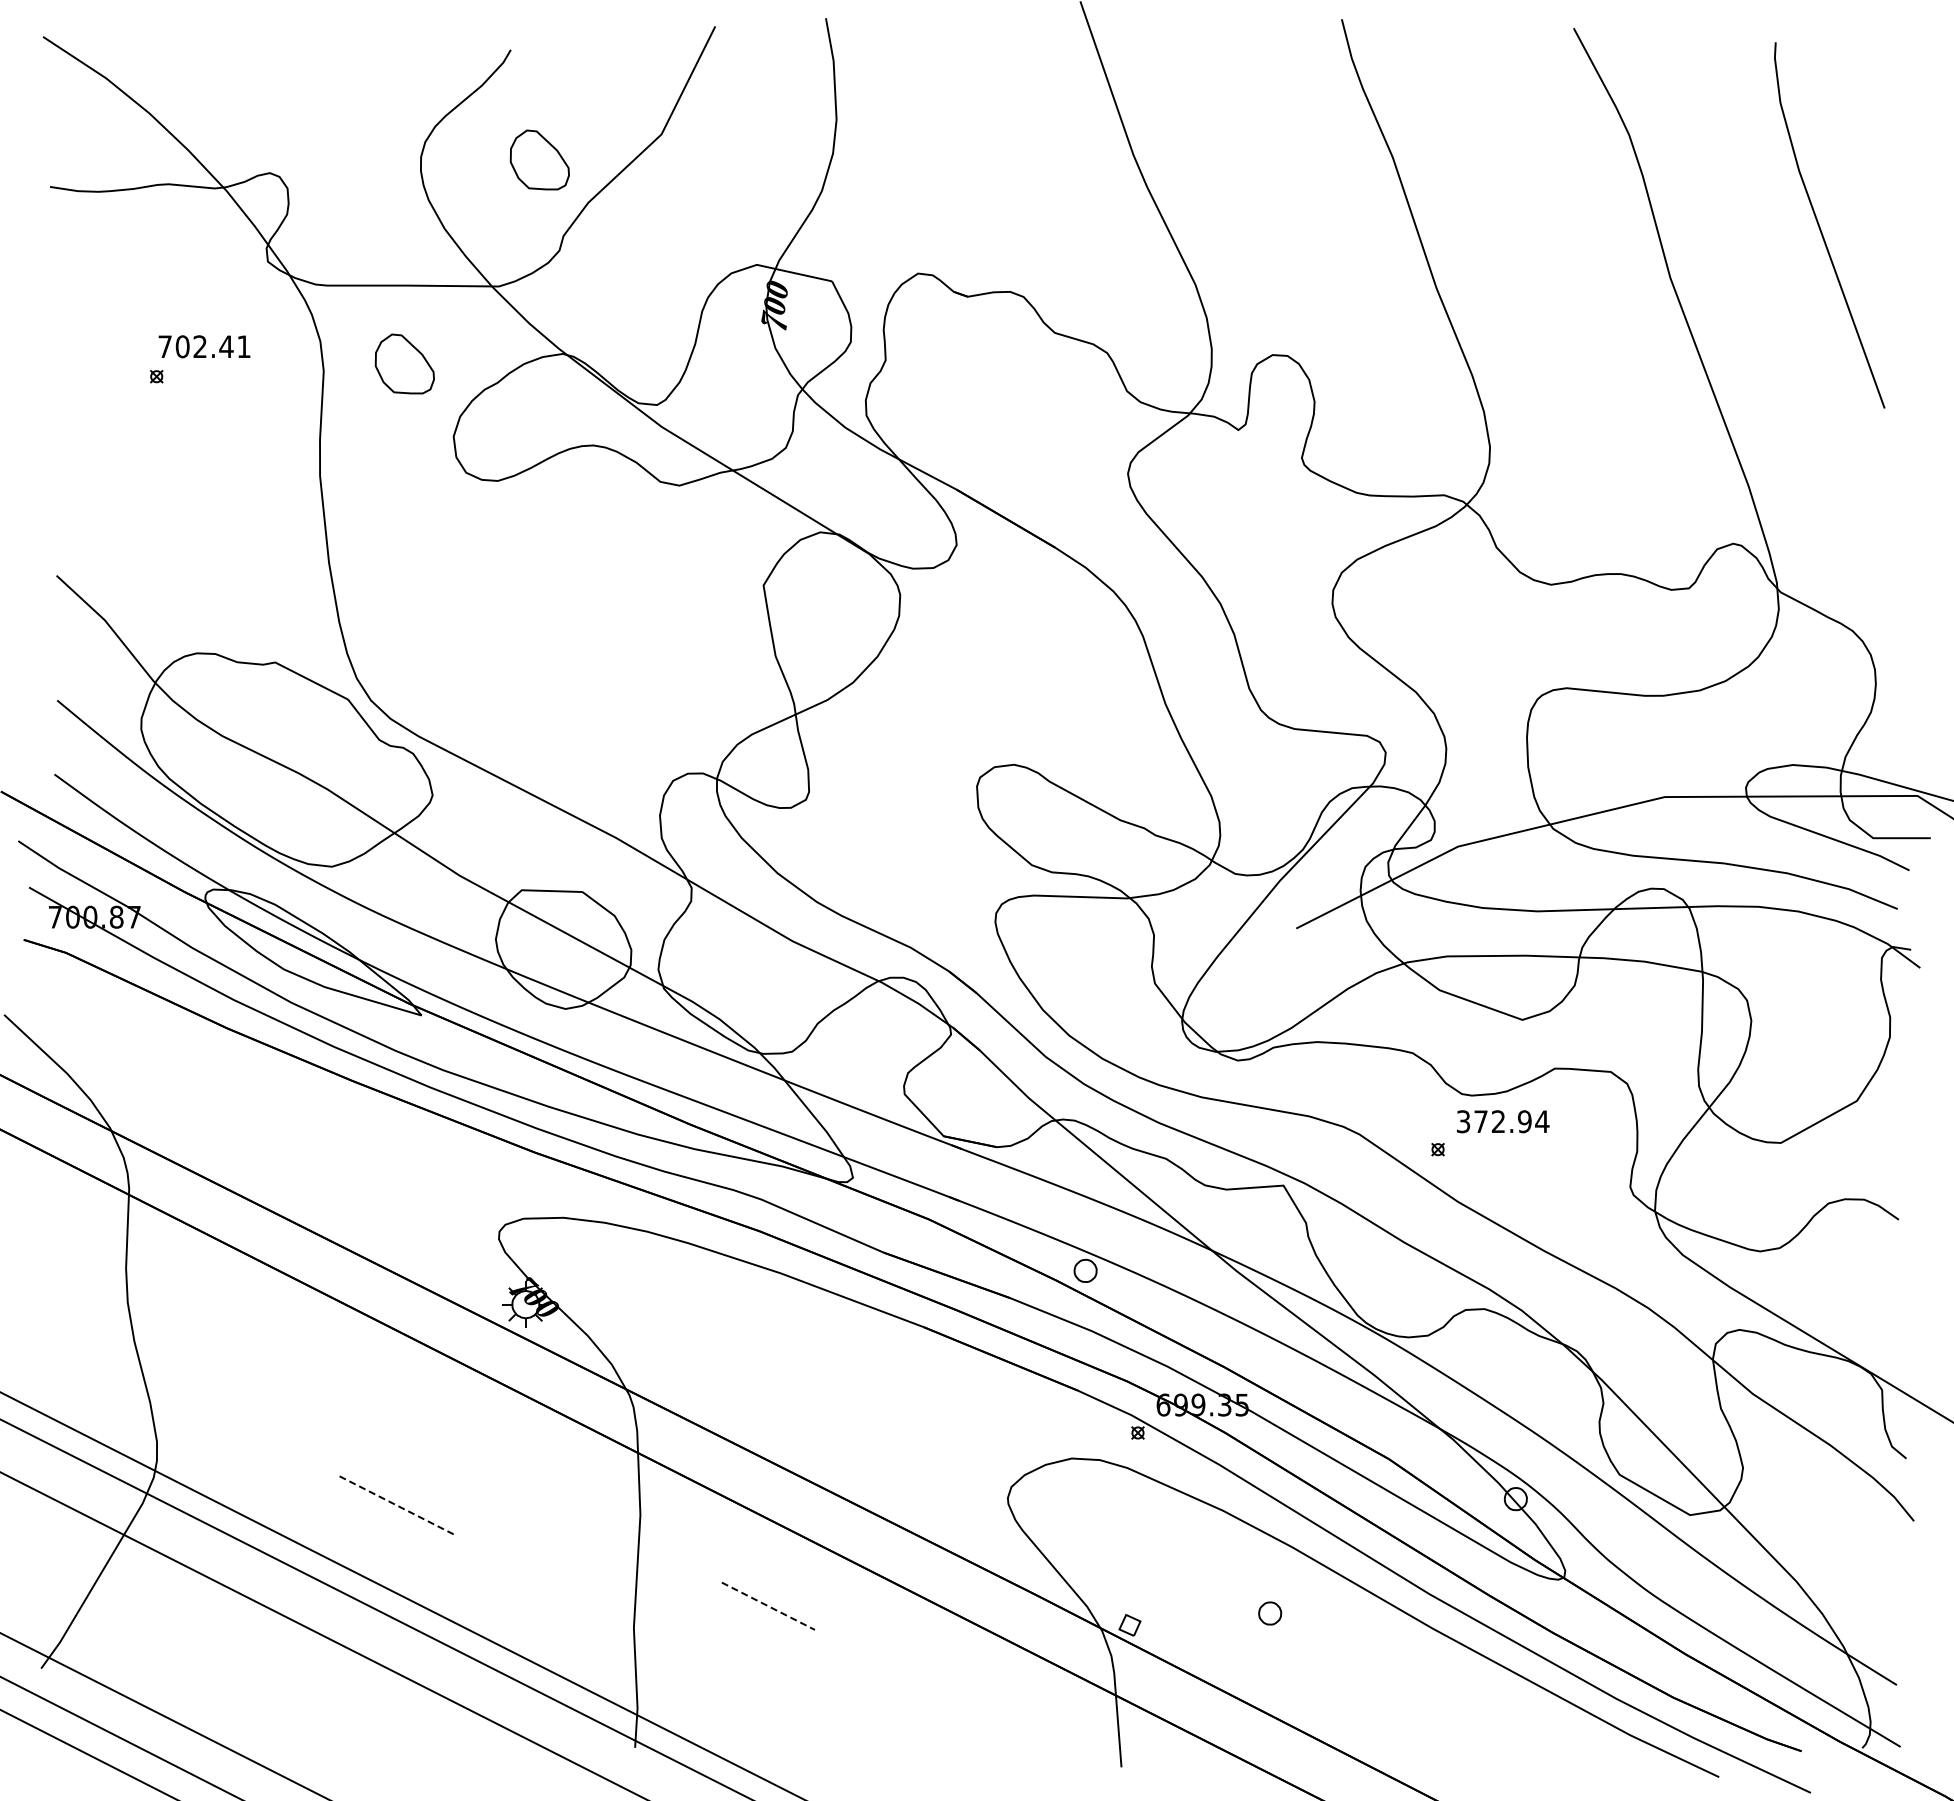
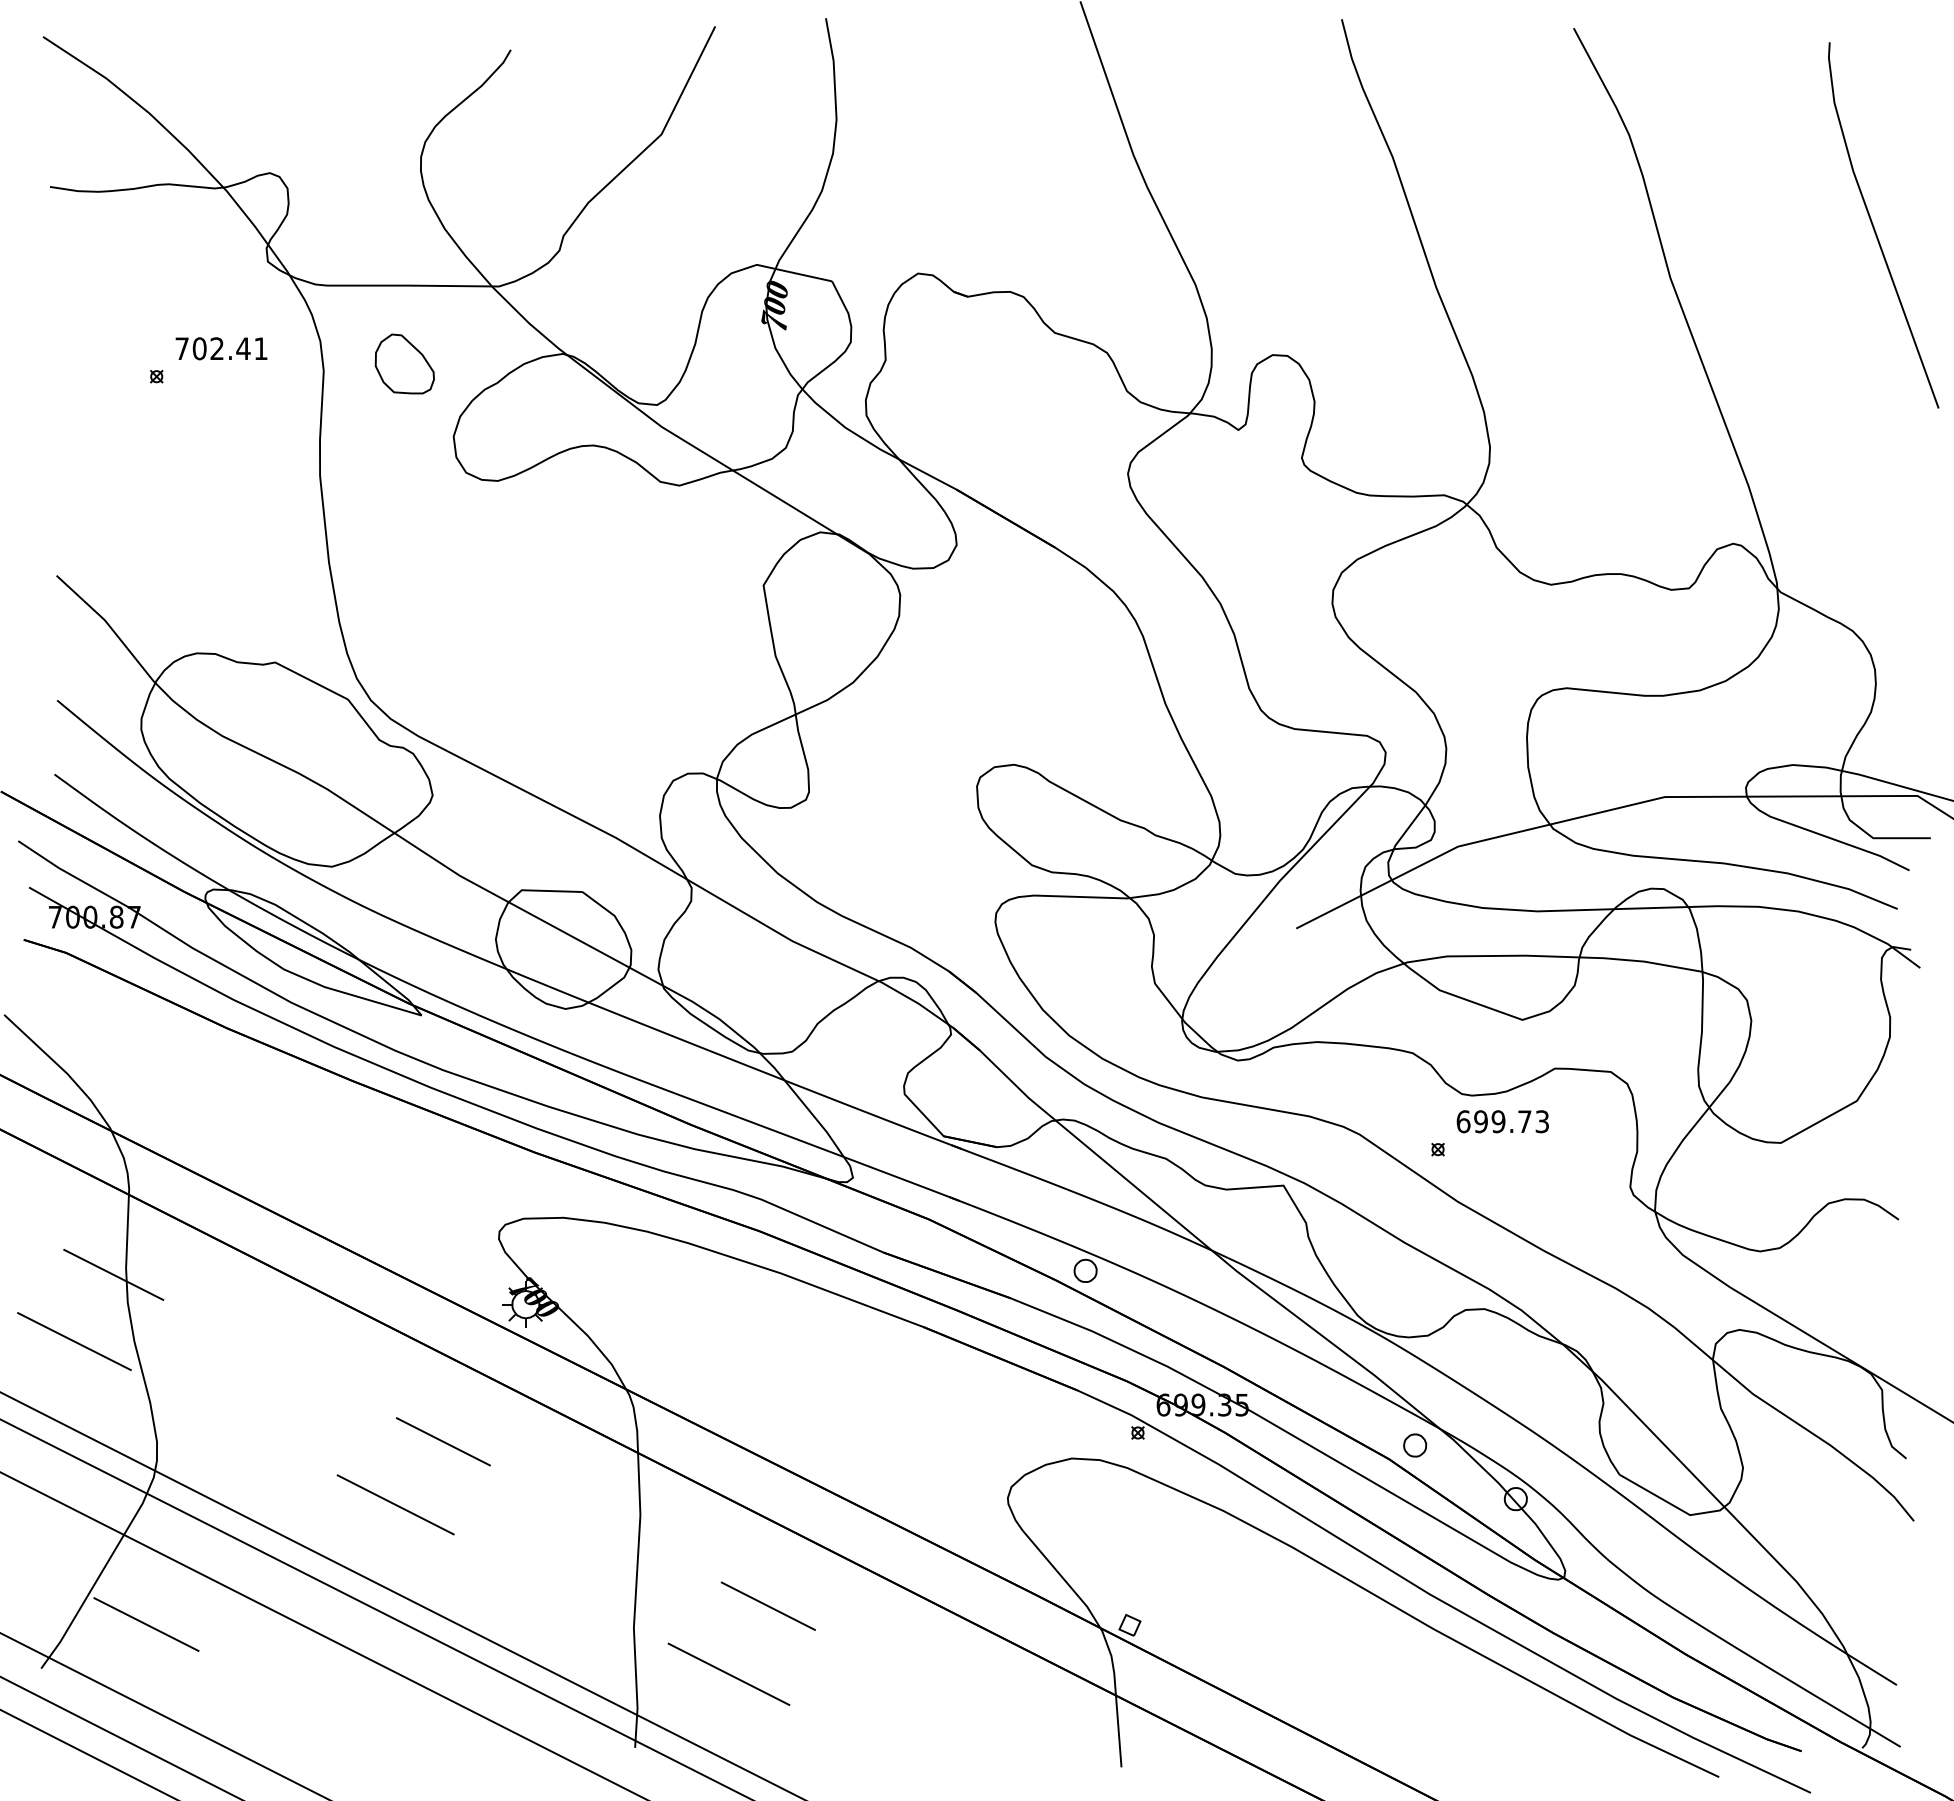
part: present -> none (539, 159)
line position: (1821, 229) -> (1875, 229) (1875, 229)
text position: (204, 346) -> (221, 348) (221, 348)
text: 372.94 -> 699.73 (1502, 1121)
line: none -> present (113, 1274)
line: none -> present (74, 1341)
line: none -> present (442, 1441)
line: dashed -> solid (395, 1504)
line: dashed -> solid (768, 1606)
part position: (1270, 1613) -> (1415, 1445) (1415, 1445)
line: none -> present (146, 1624)
line: none -> present (728, 1673)
